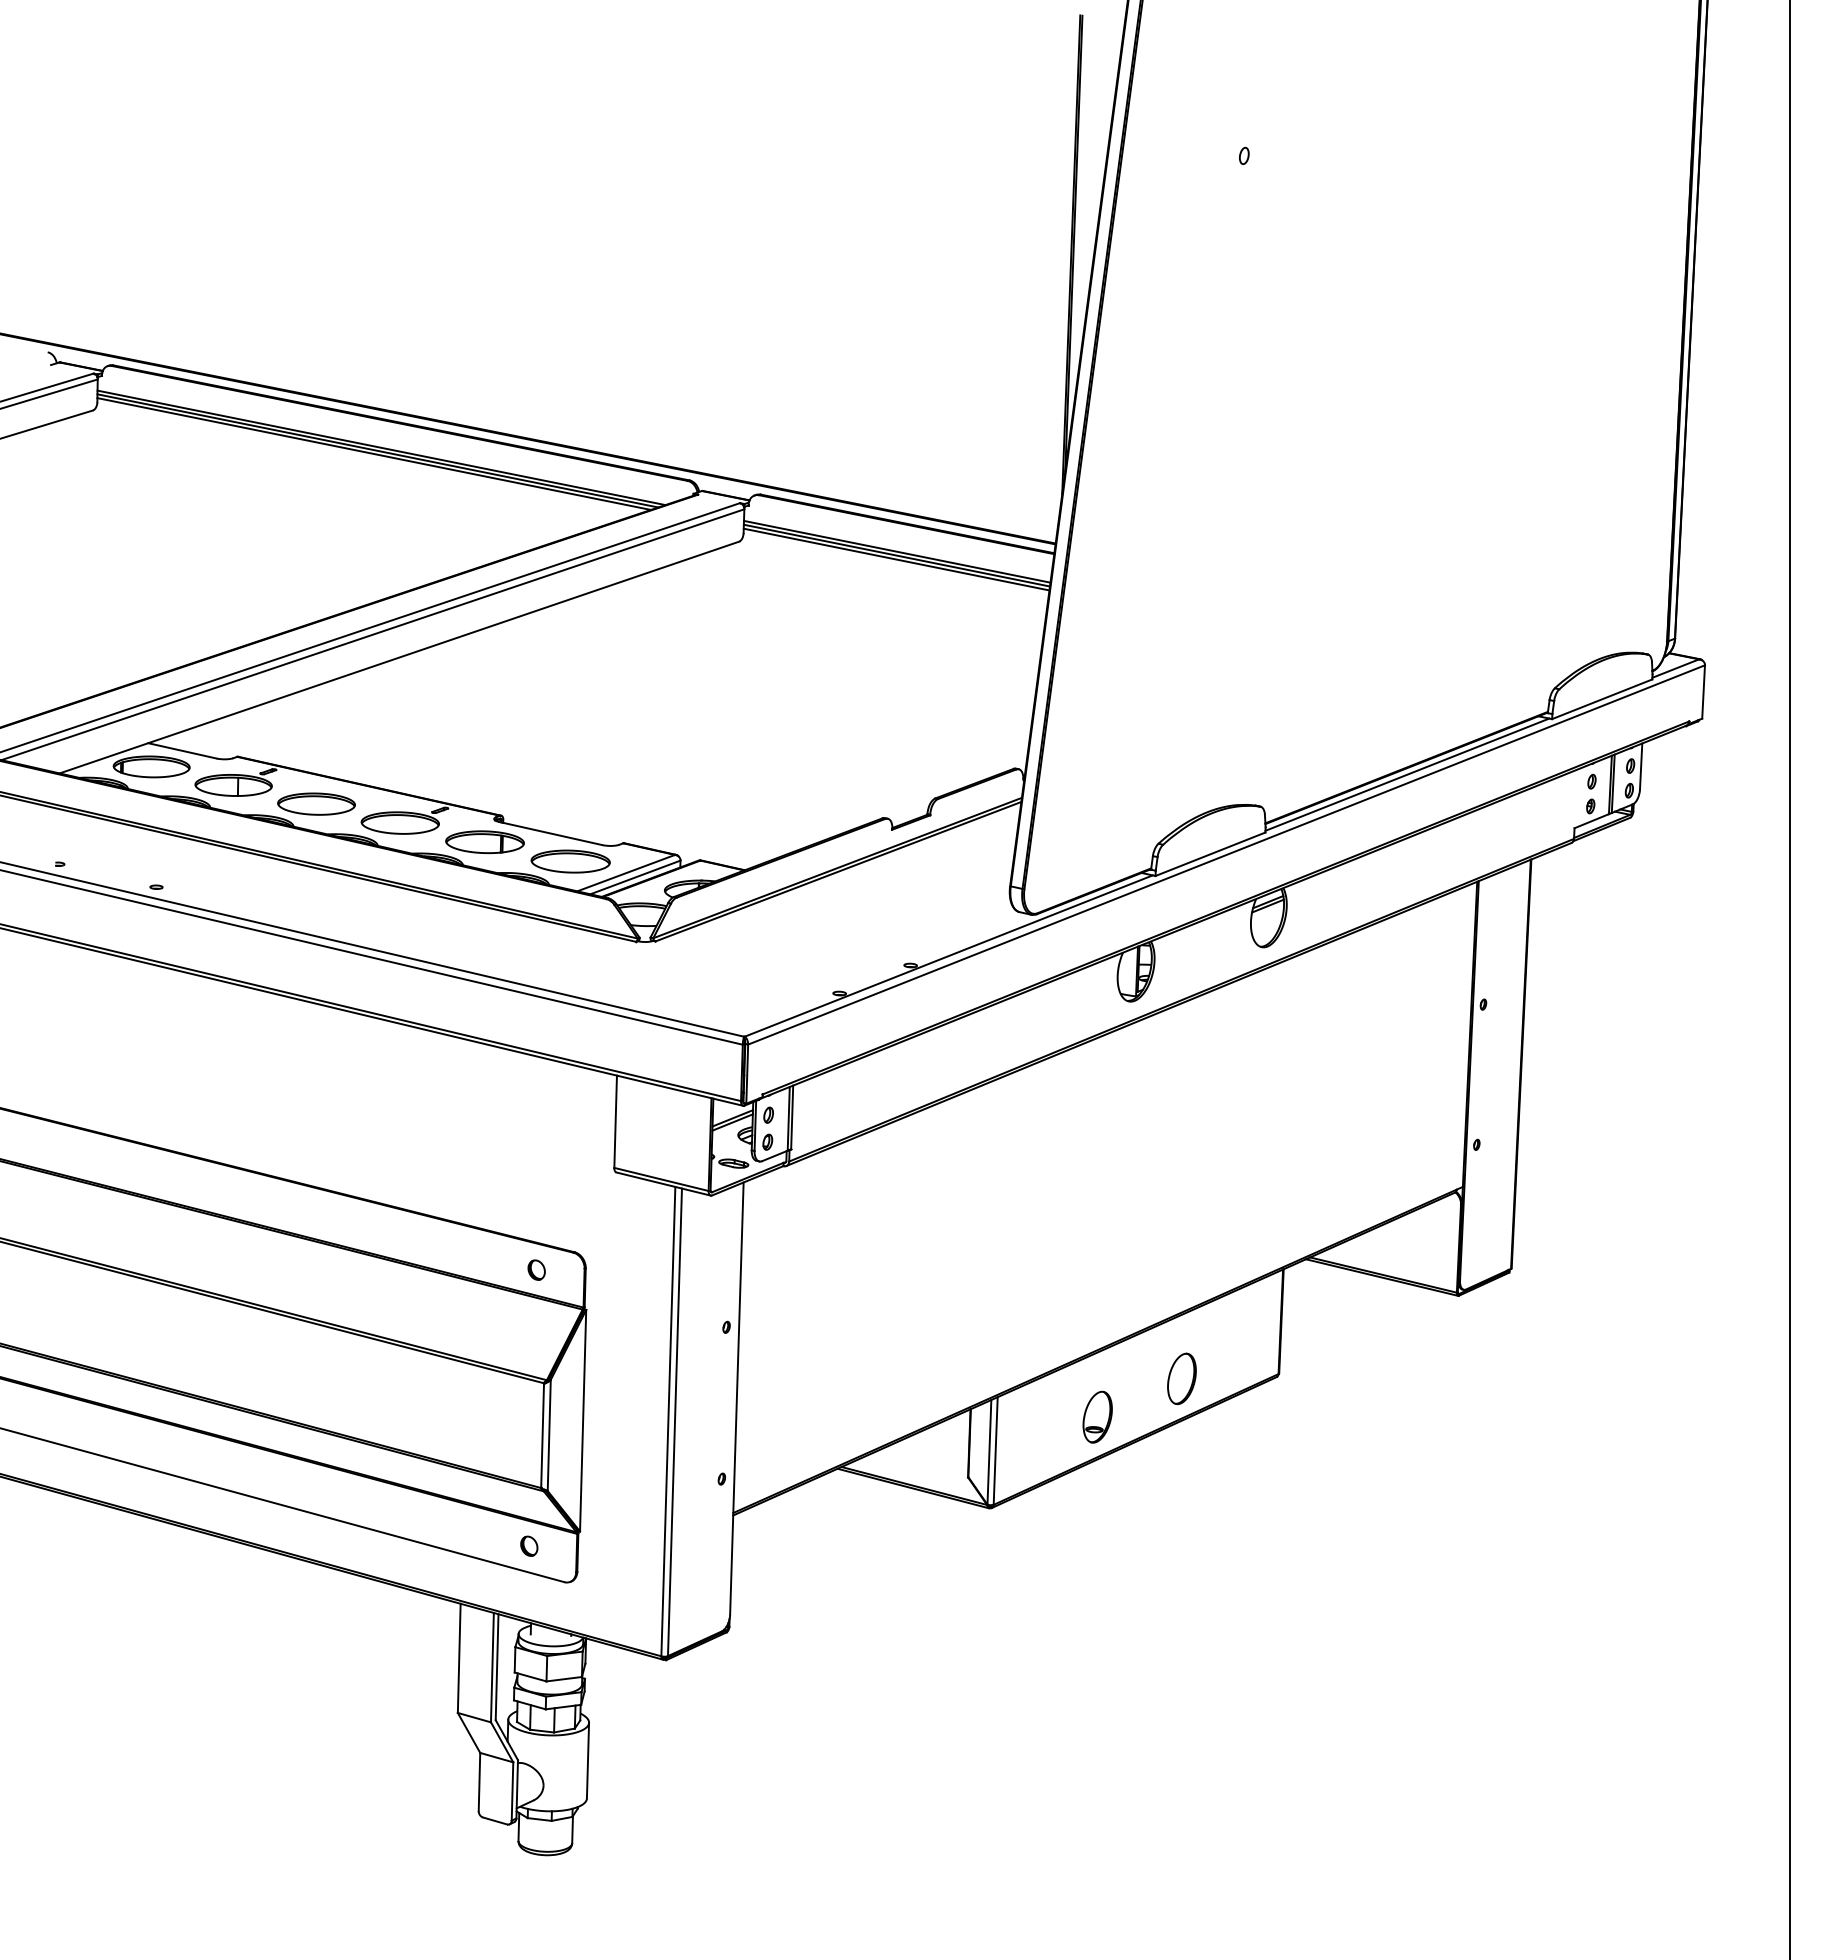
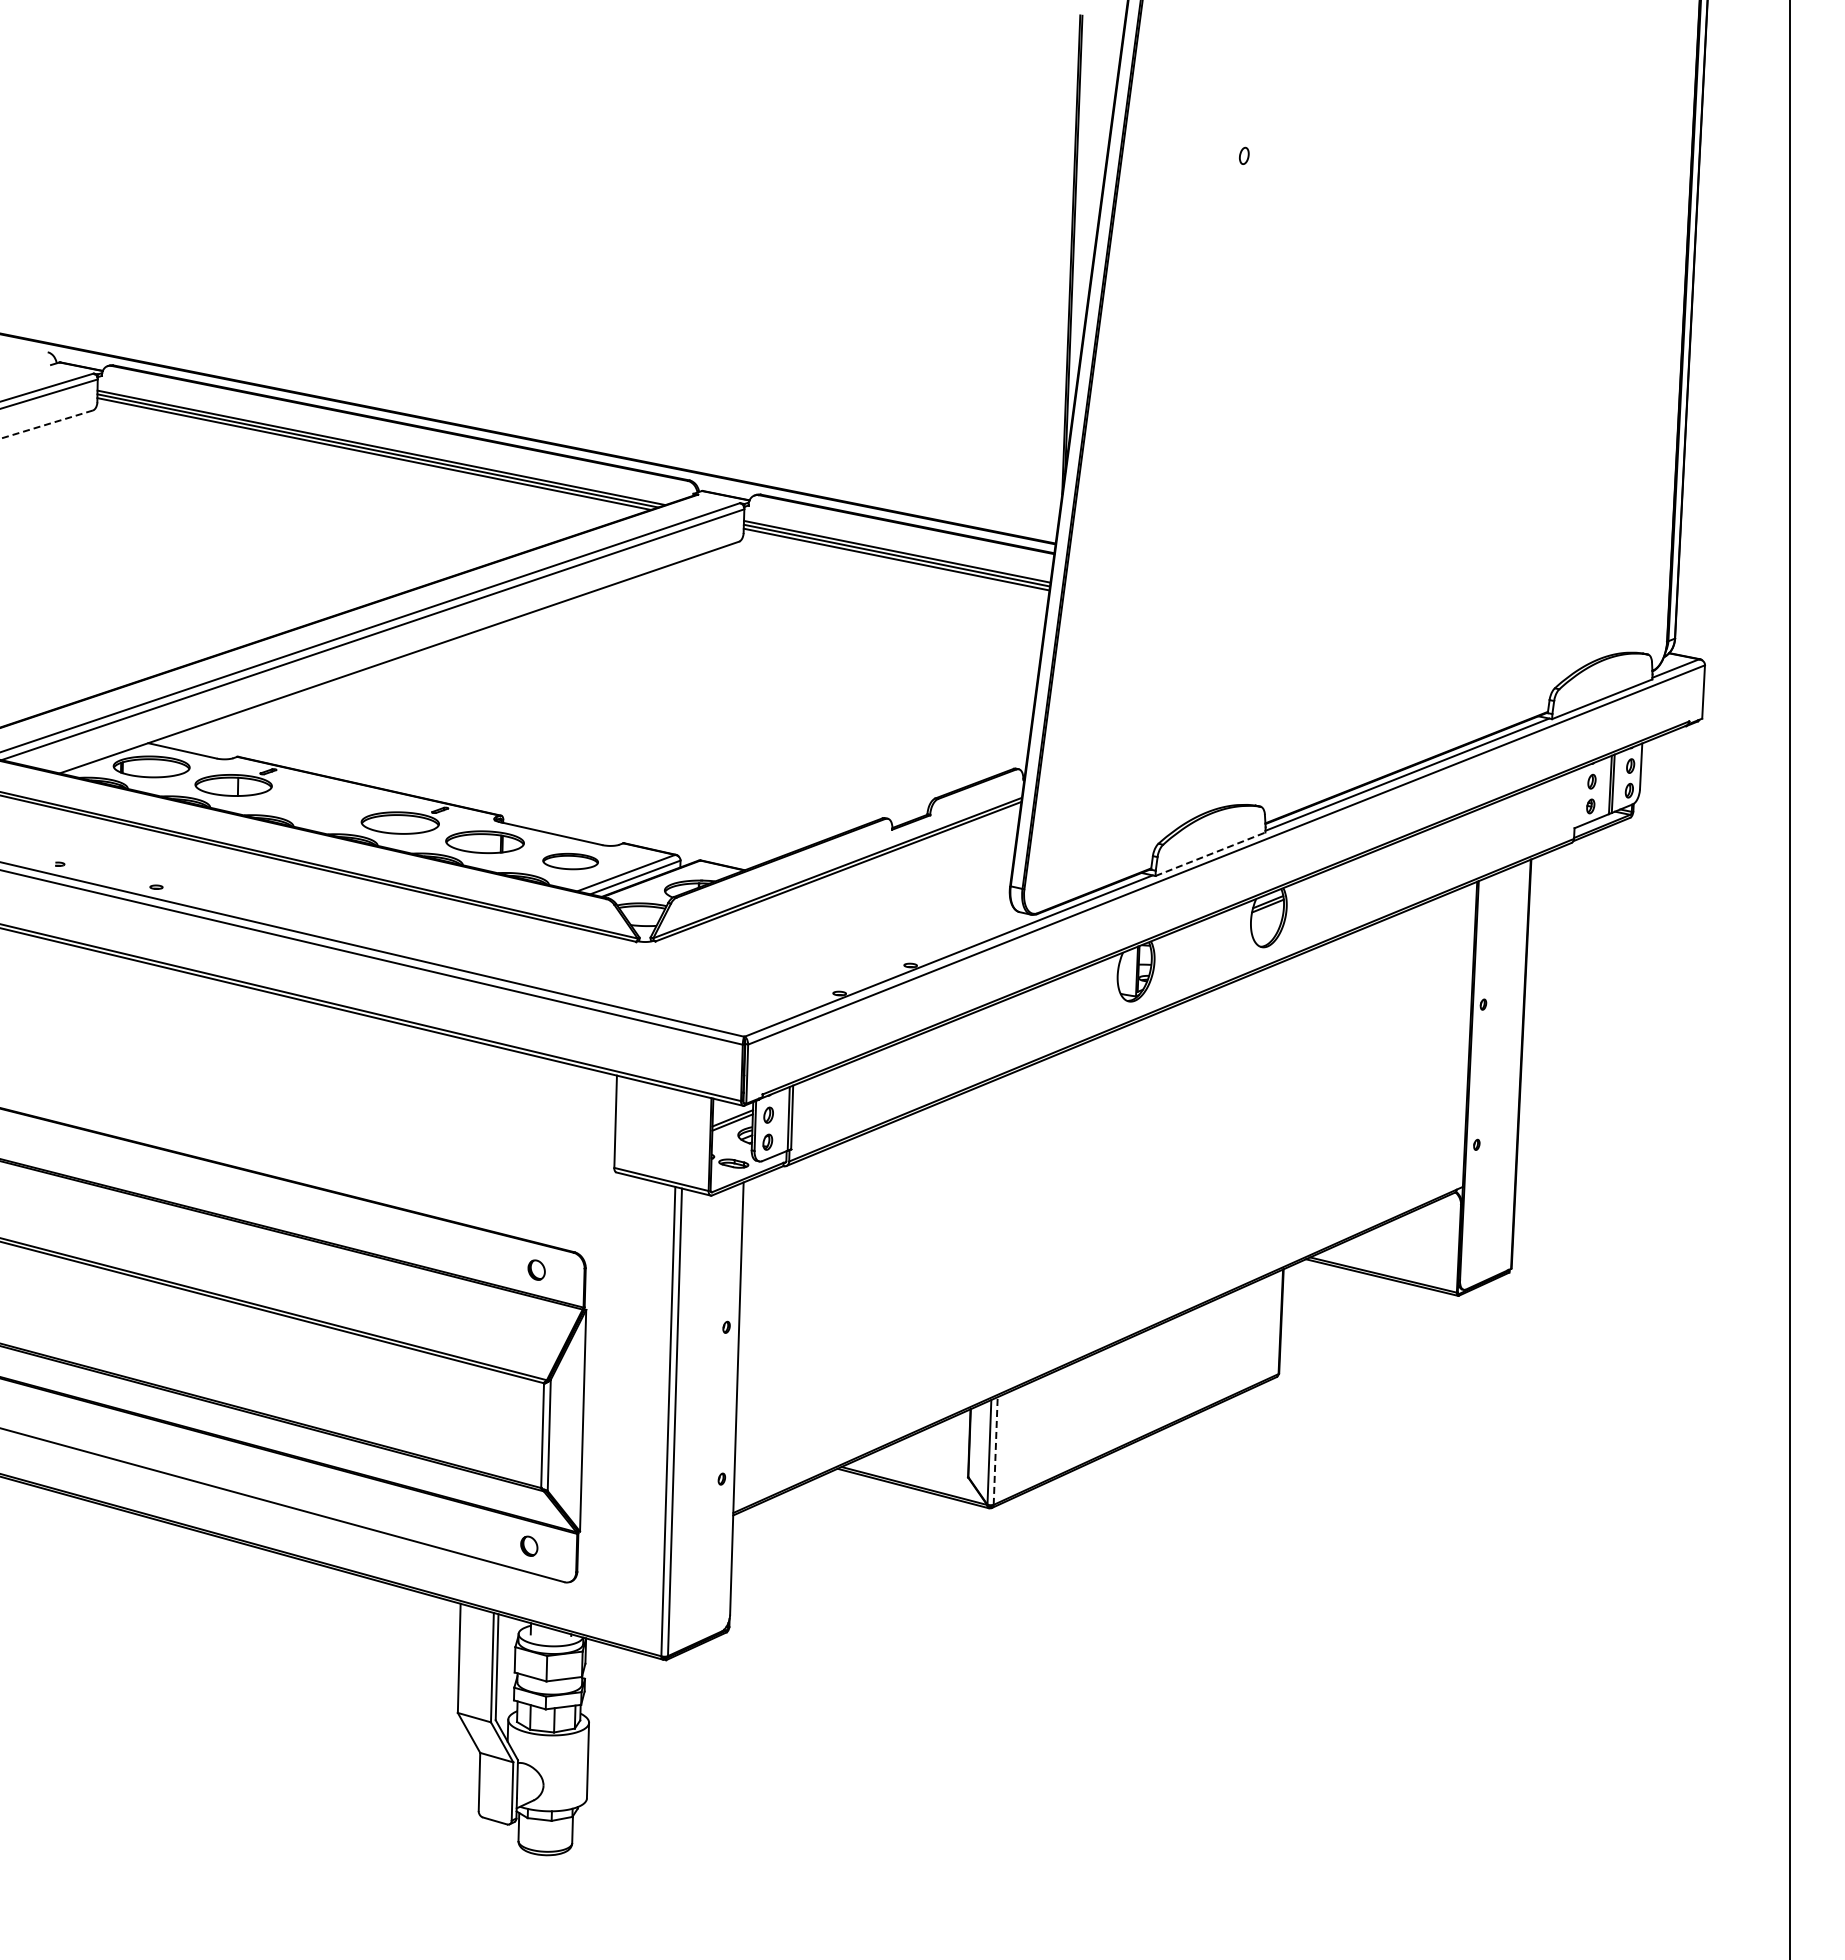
line: solid -> dashed (46, 424)
part: present -> none (316, 803)
line: solid -> dashed (1210, 854)
part size: 81x25 px -> 57x19 px (570, 861)
part: present -> none (1181, 1378)
part: present -> none (1097, 1416)
line: solid -> dashed (995, 1451)
